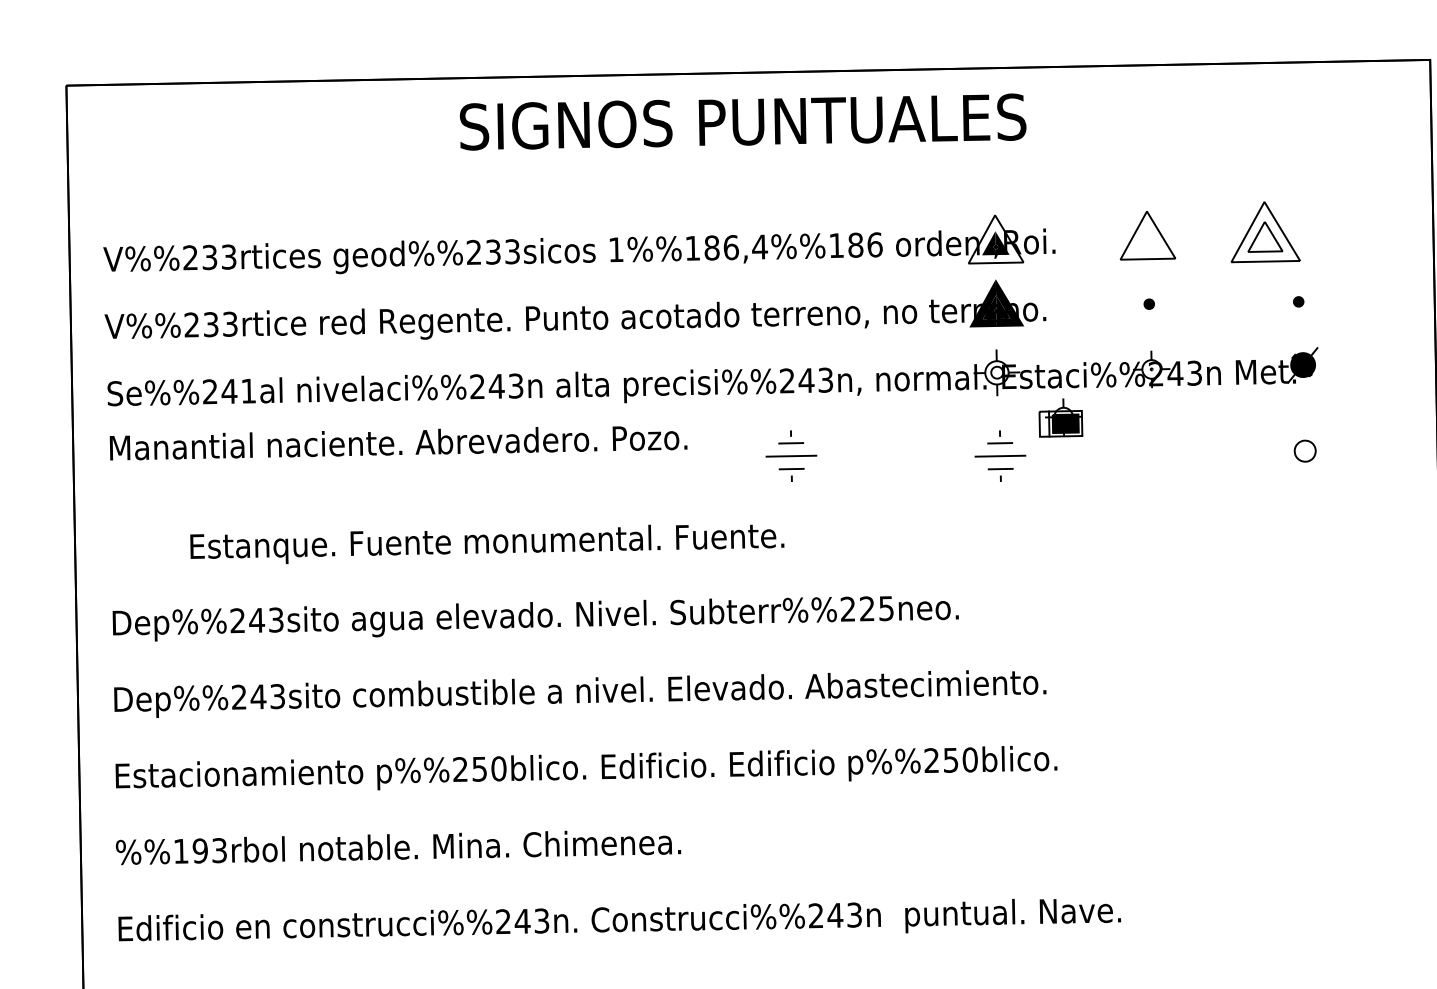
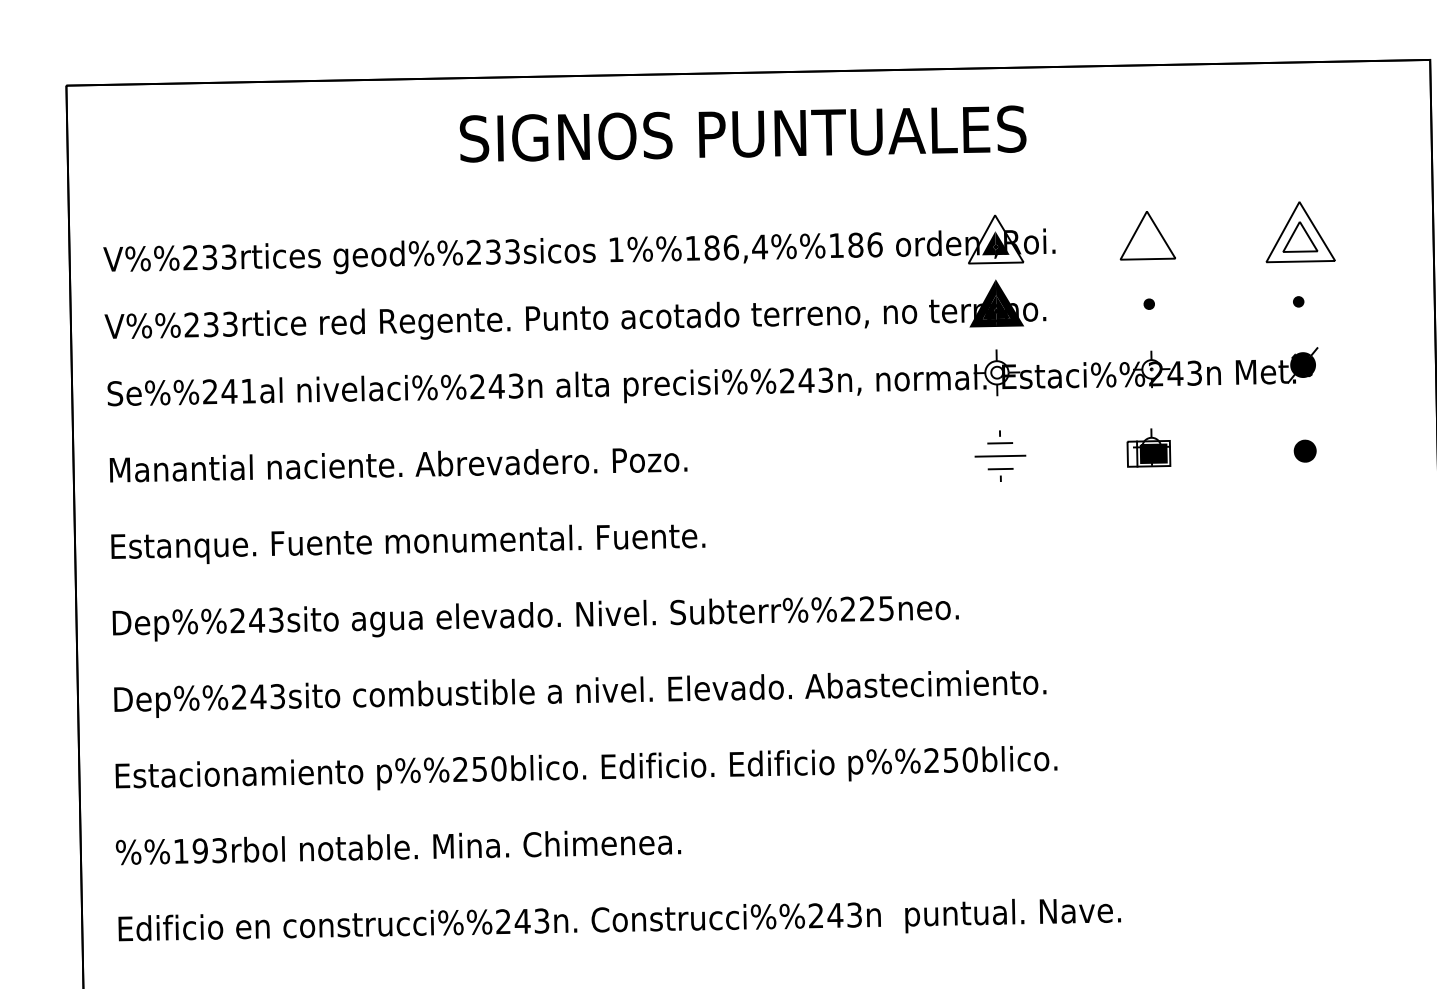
text position: (742, 121) -> (742, 133) (742, 133)
part position: (1265, 232) -> (1300, 232) (1300, 232)
part position: (1060, 417) -> (1148, 447) (1148, 447)
text position: (398, 443) -> (398, 465) (398, 465)
fill: none -> present (1304, 450)
part: present -> none (791, 455)
text position: (487, 543) -> (408, 543) (408, 543)
